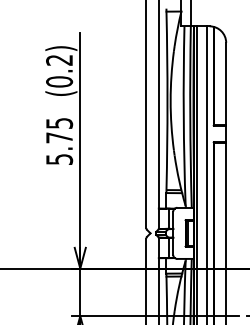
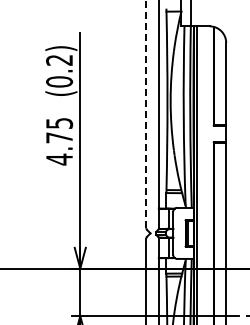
line: solid -> dashed (146, 114)
text: 5.75 -> 4.75 (59, 159)
line: present -> none (206, 173)
